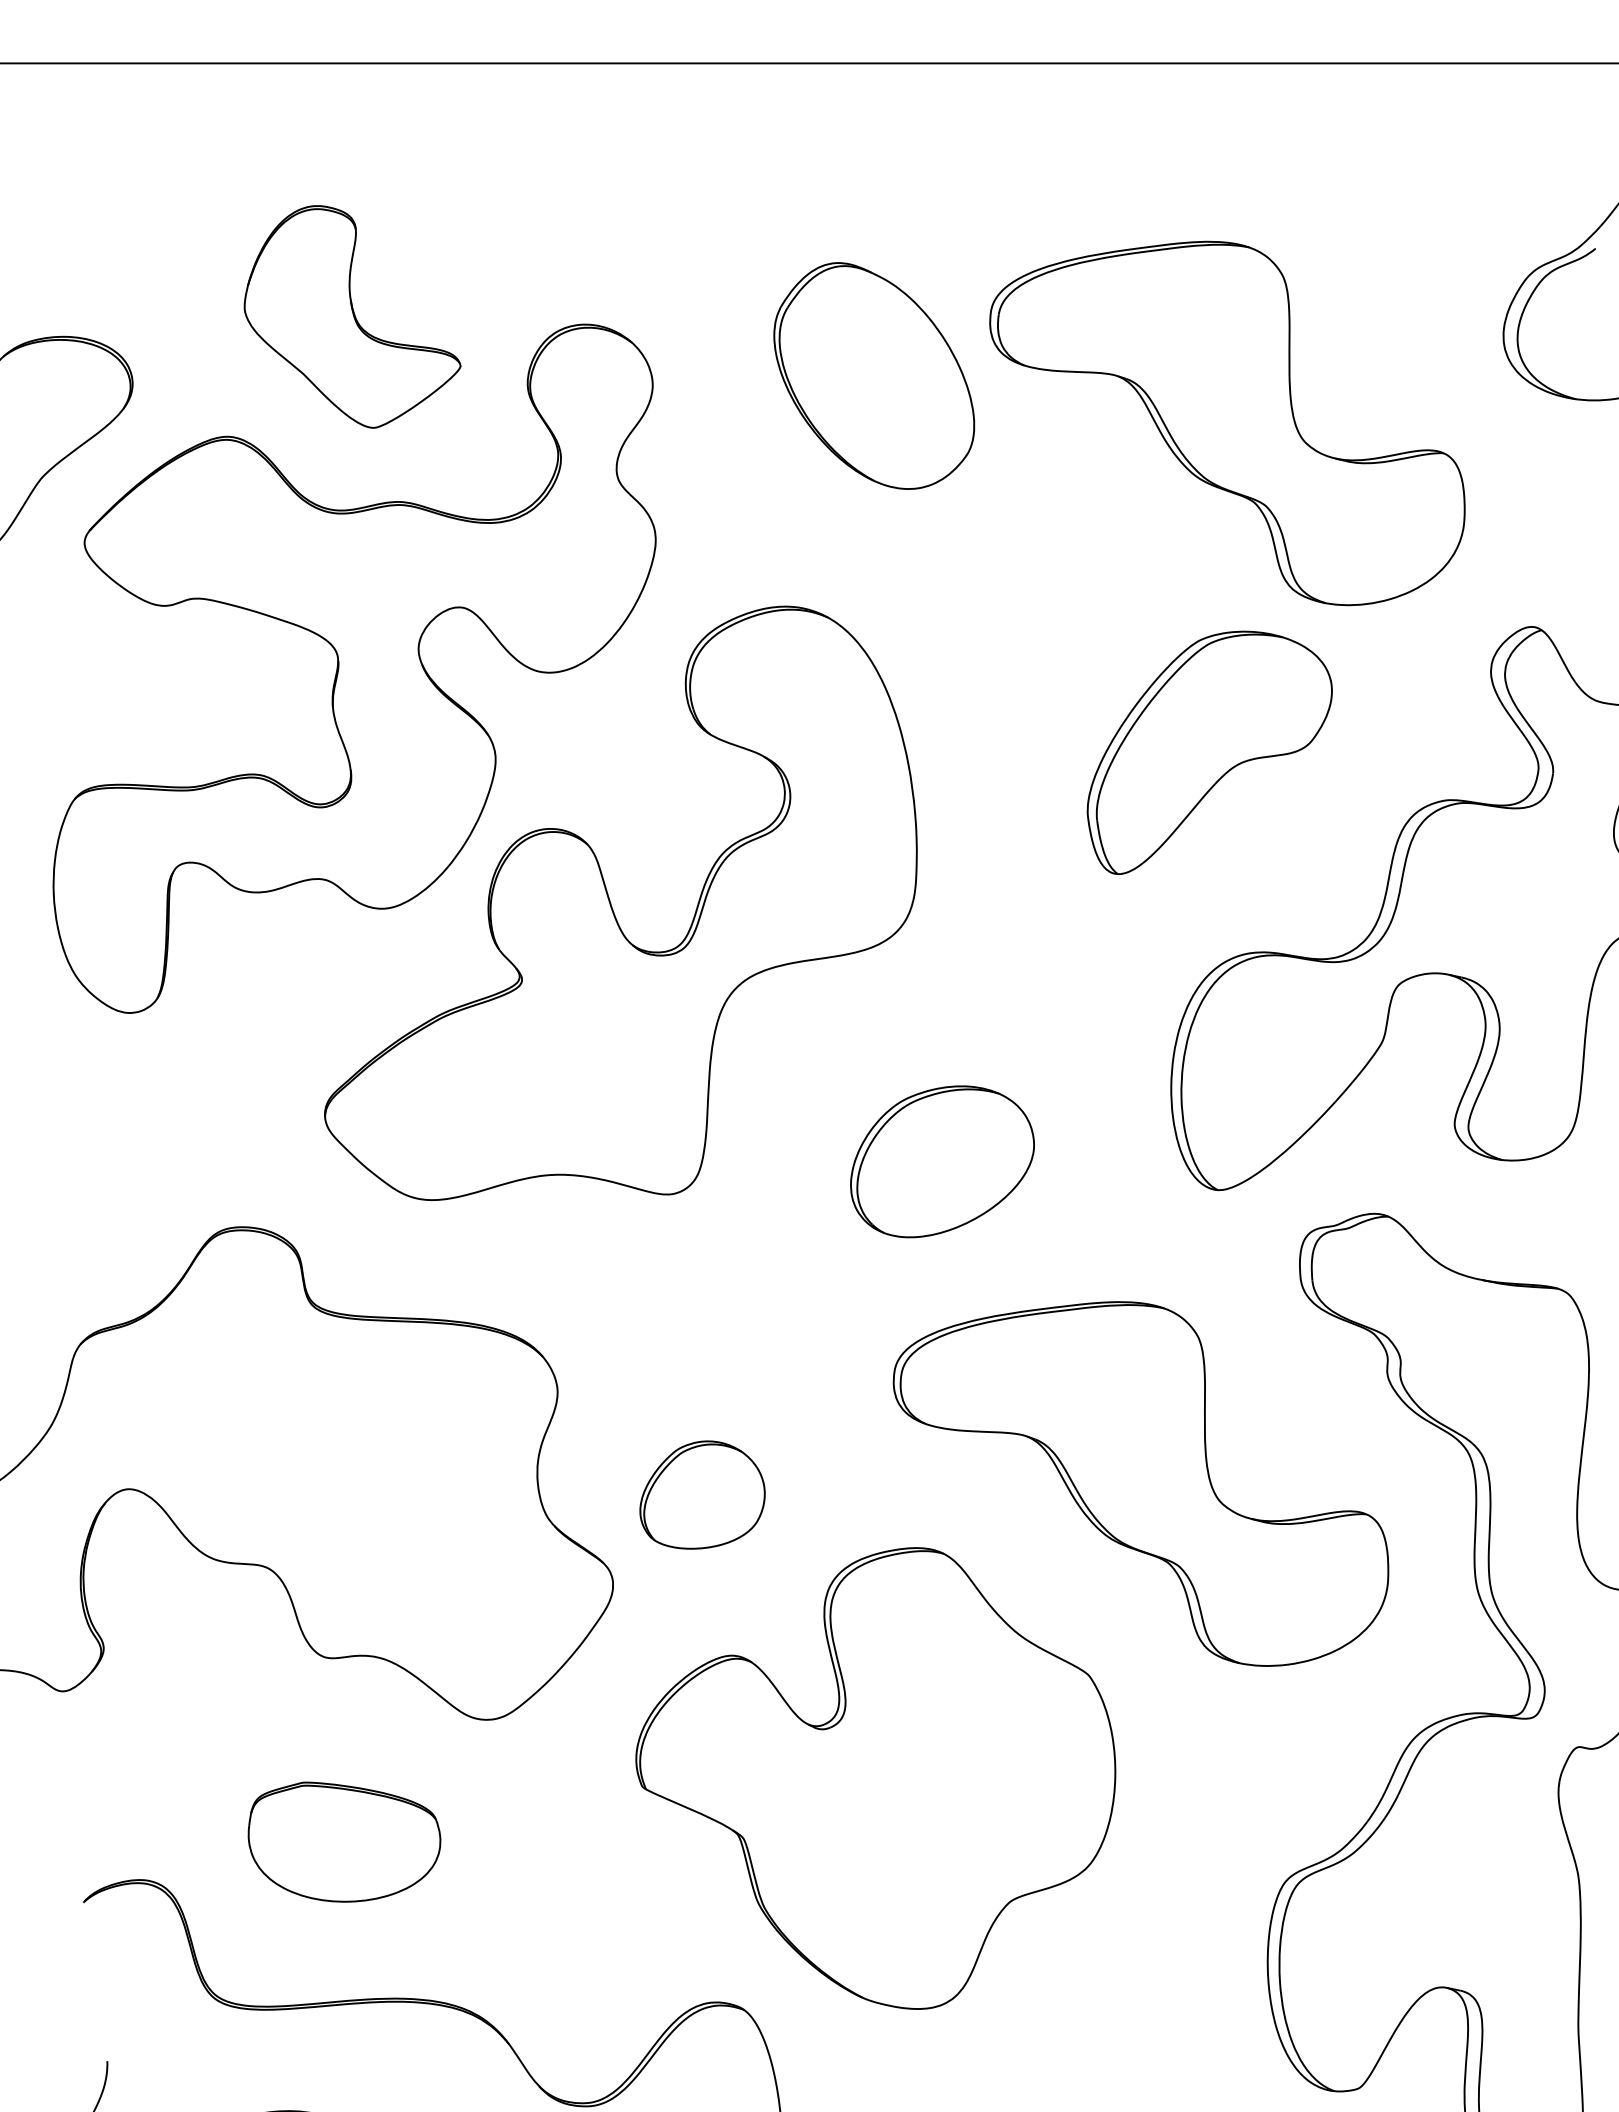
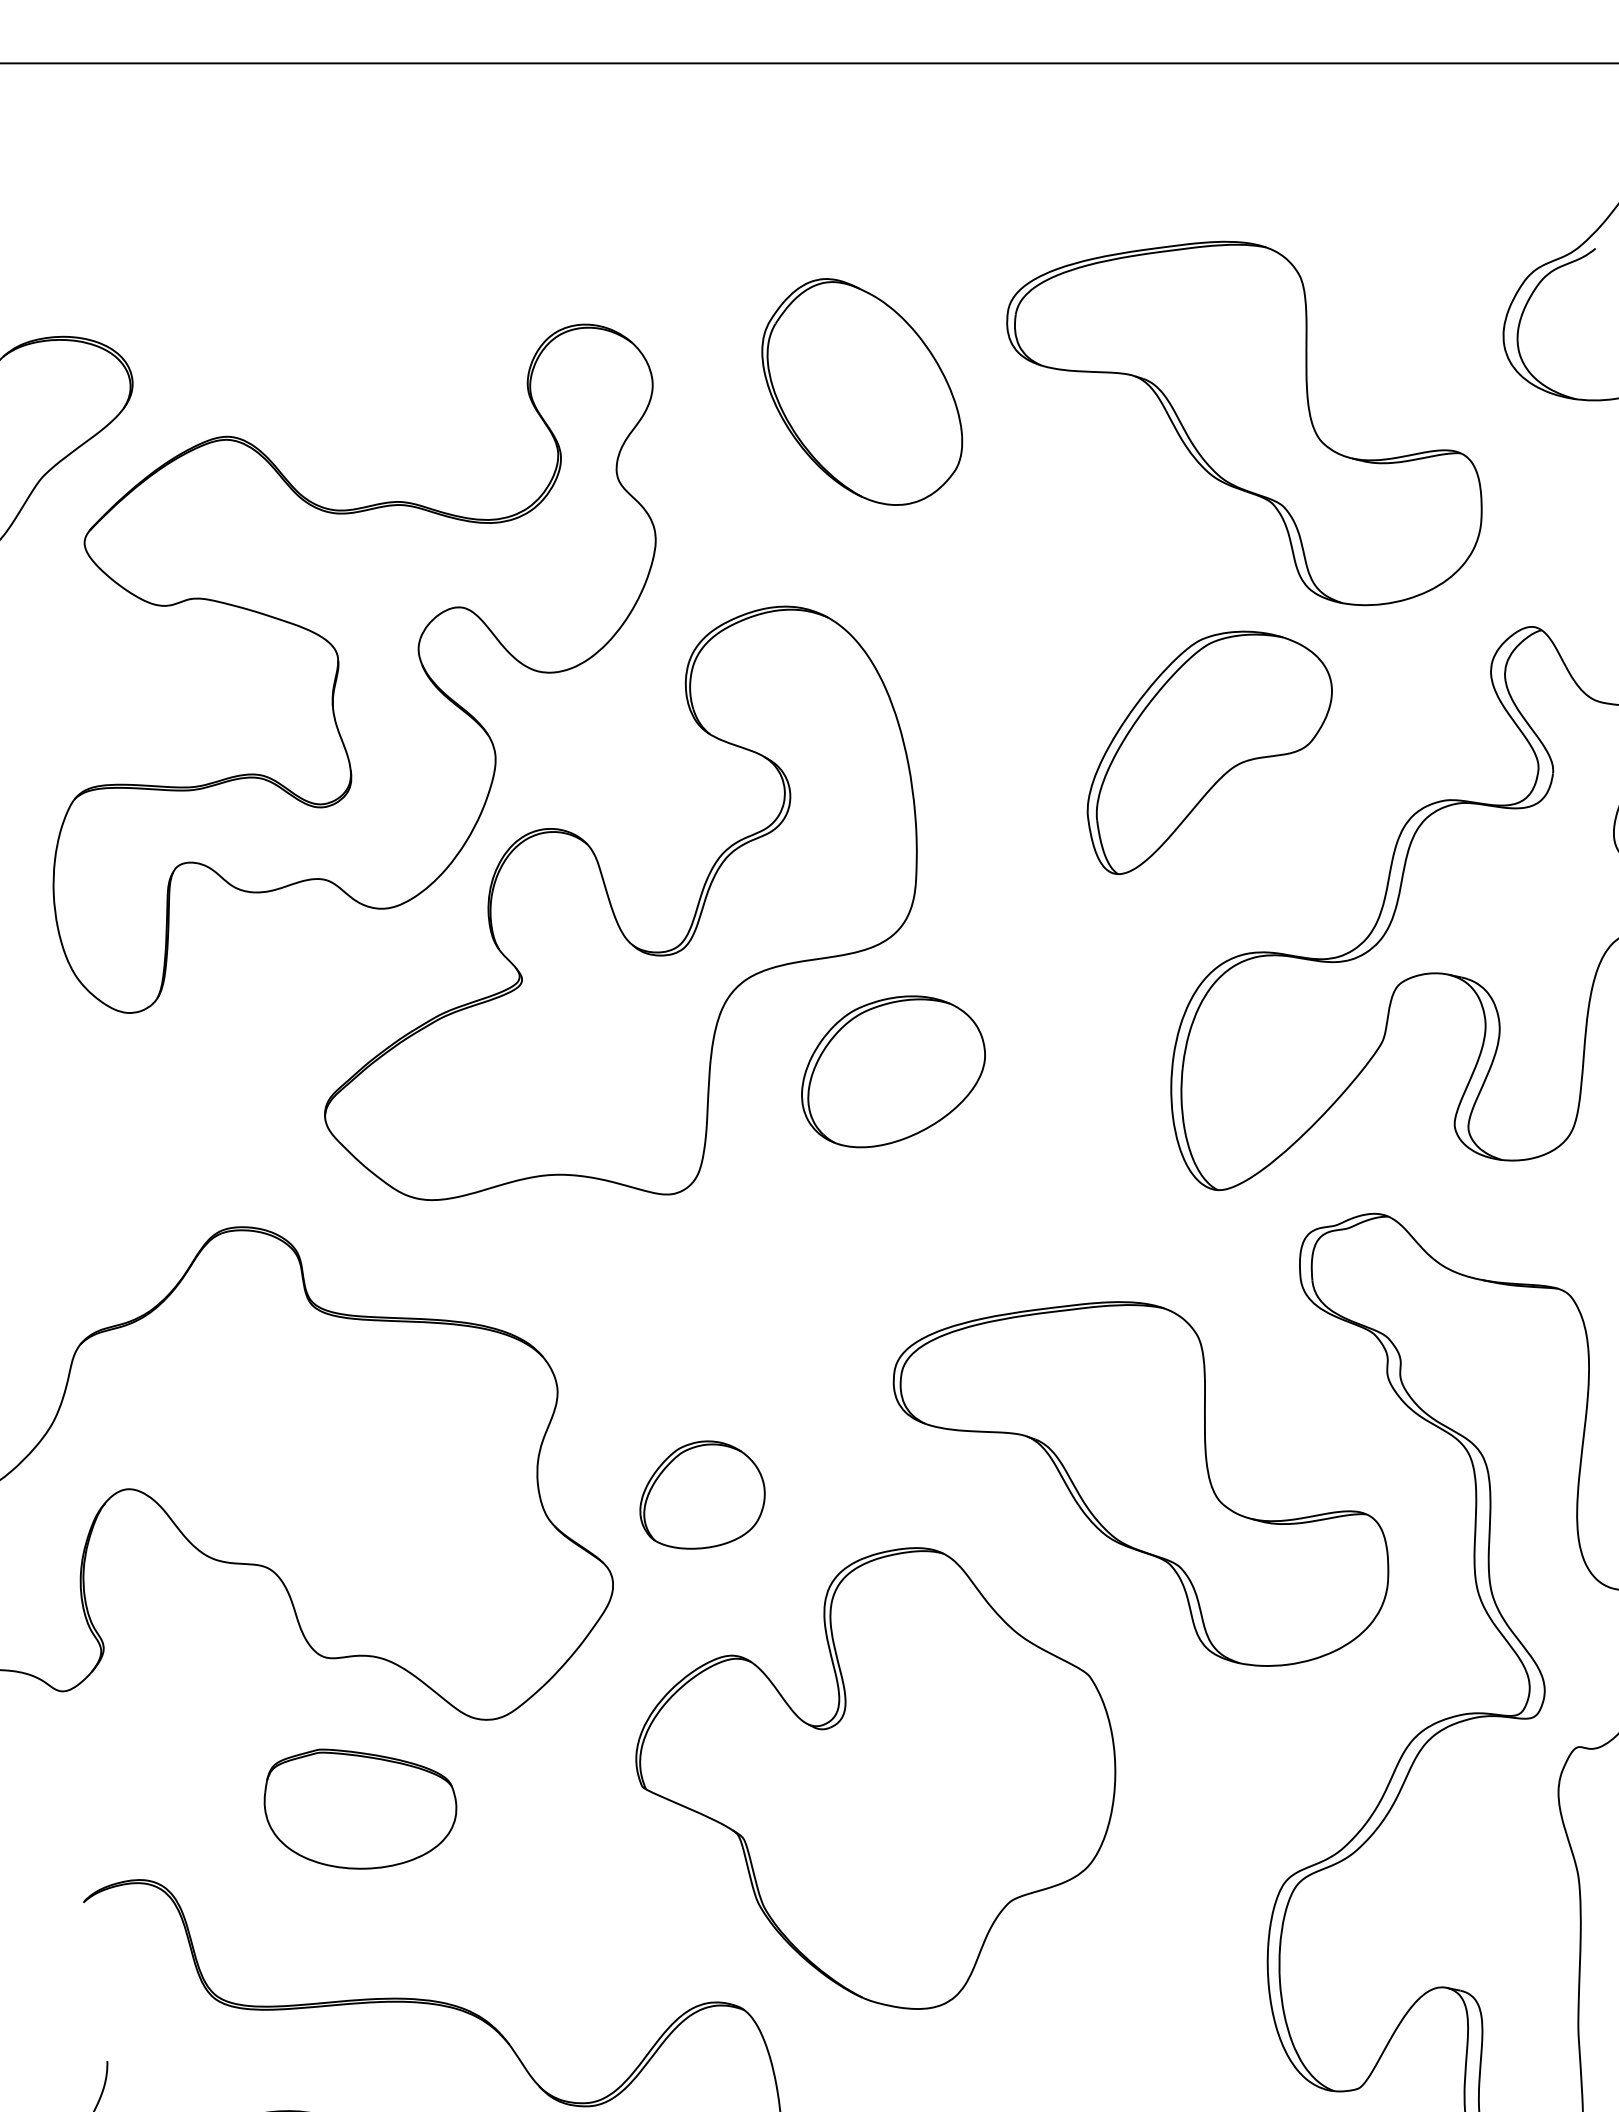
part: present -> none (352, 316)
part position: (874, 375) -> (862, 391) (862, 391)
part position: (1227, 423) -> (1244, 423) (1244, 423)
part position: (942, 1161) -> (893, 1071) (893, 1071)
part position: (344, 1841) -> (360, 1808) (360, 1808)
